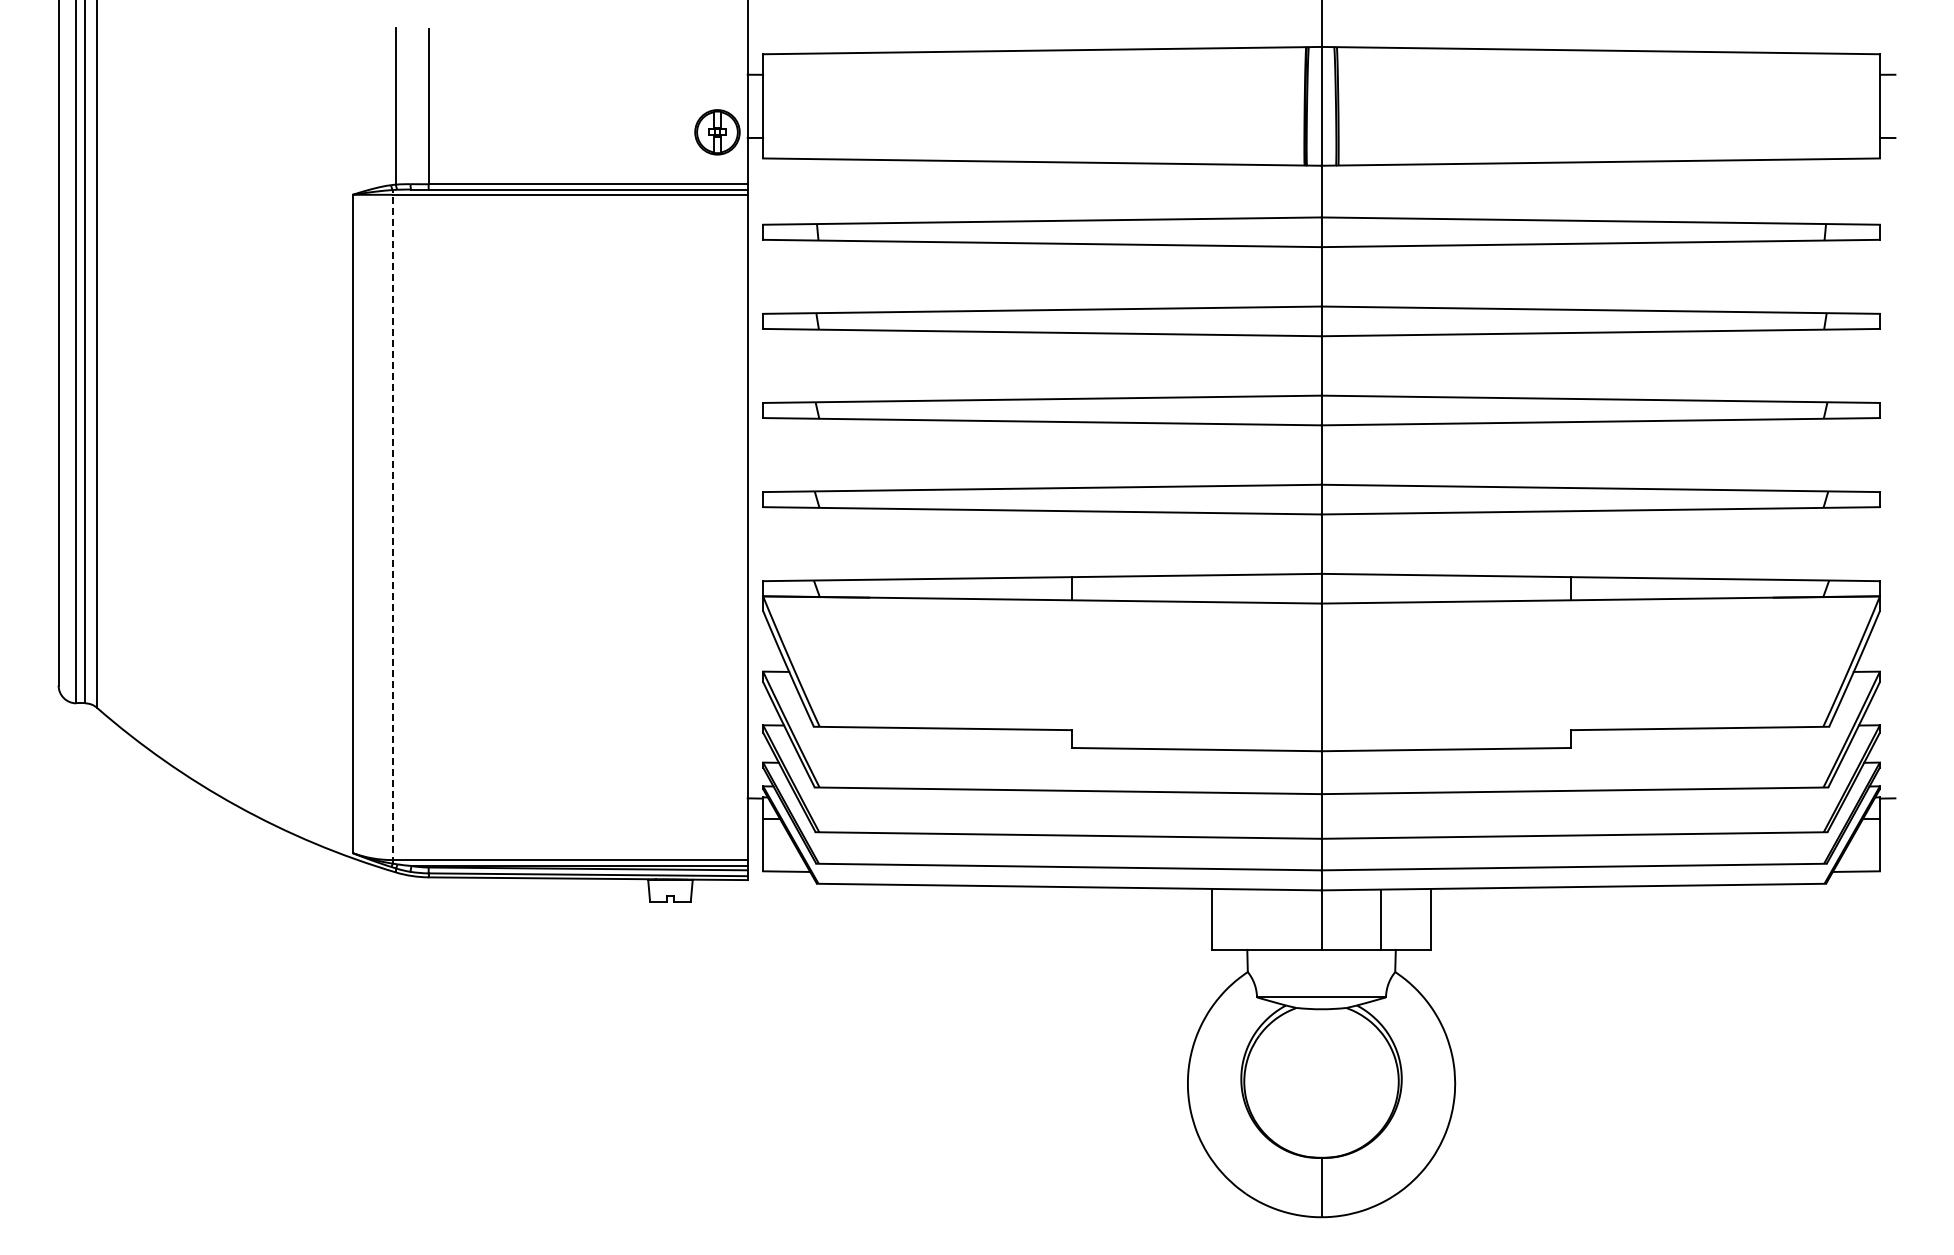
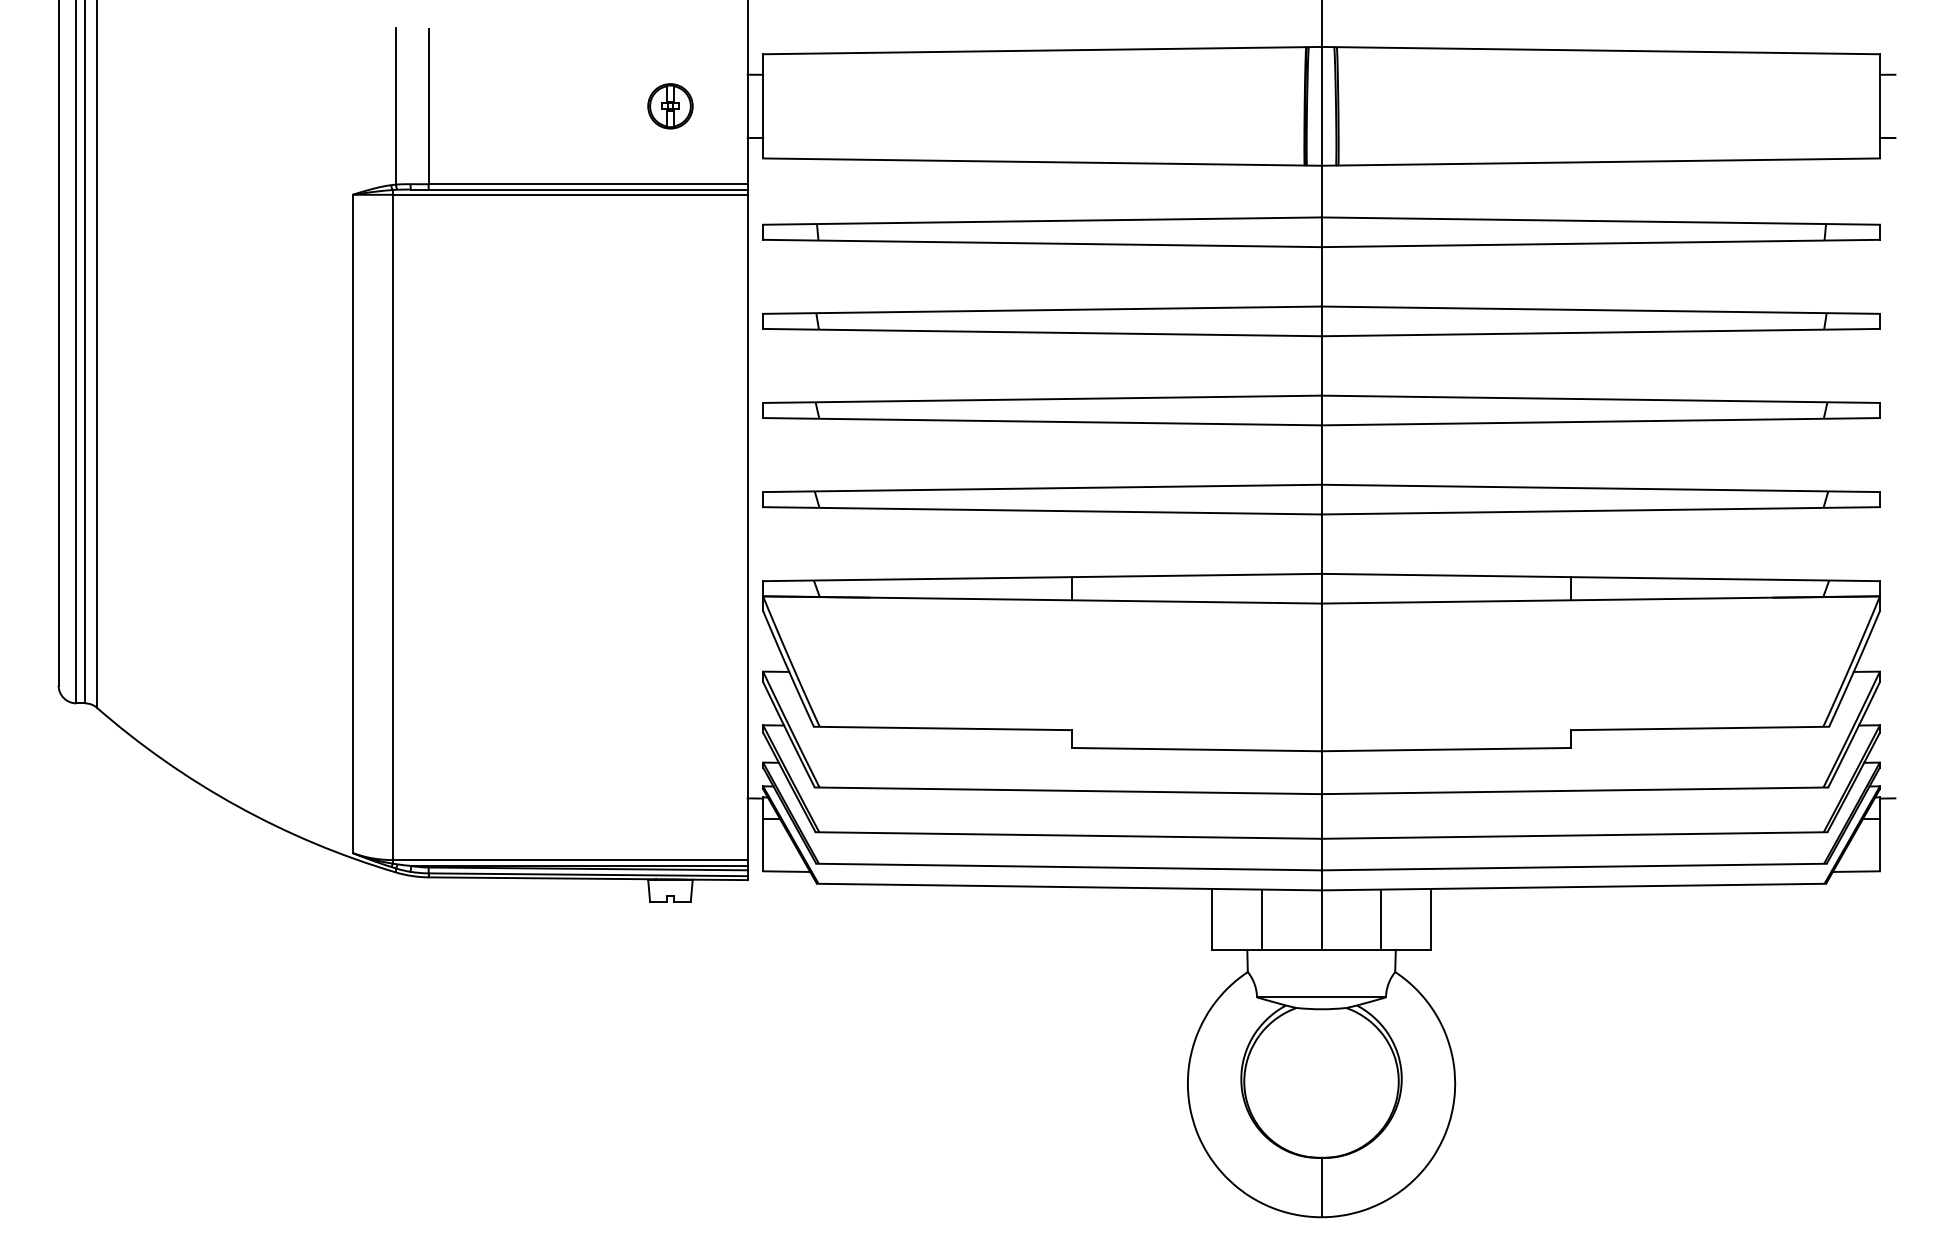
part position: (717, 132) -> (670, 106) (670, 106)
line: dashed -> solid (392, 526)
line: none -> present (1261, 919)
